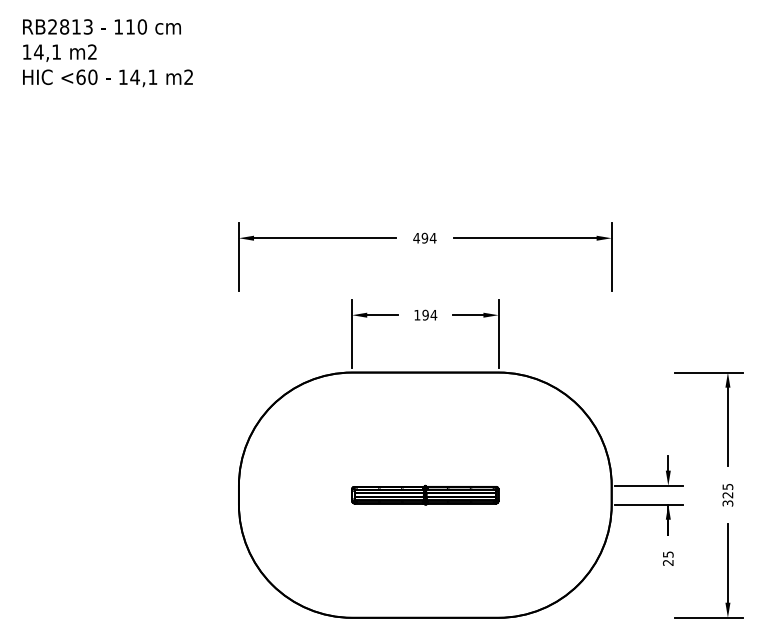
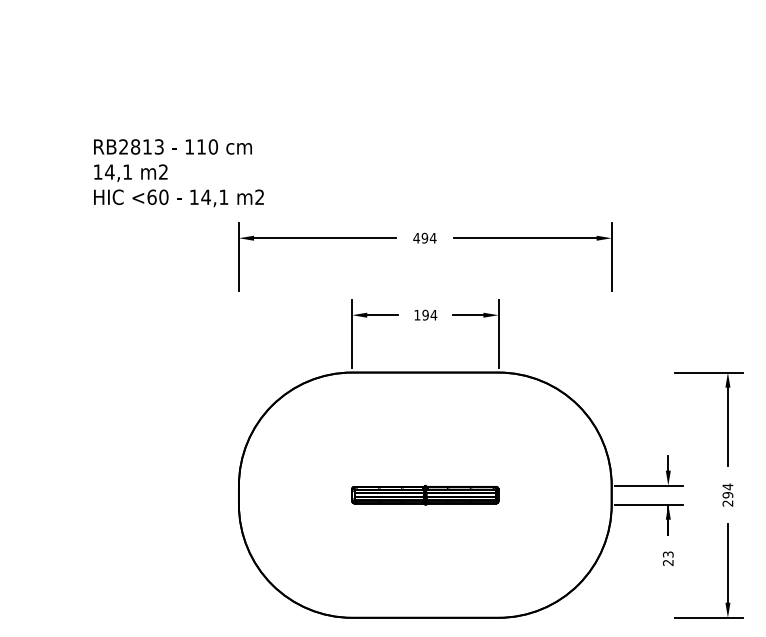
text position: (107, 53) -> (178, 173) (178, 173)
text: 325 -> 294 (727, 494)
text: 25 -> 23 (667, 554)
